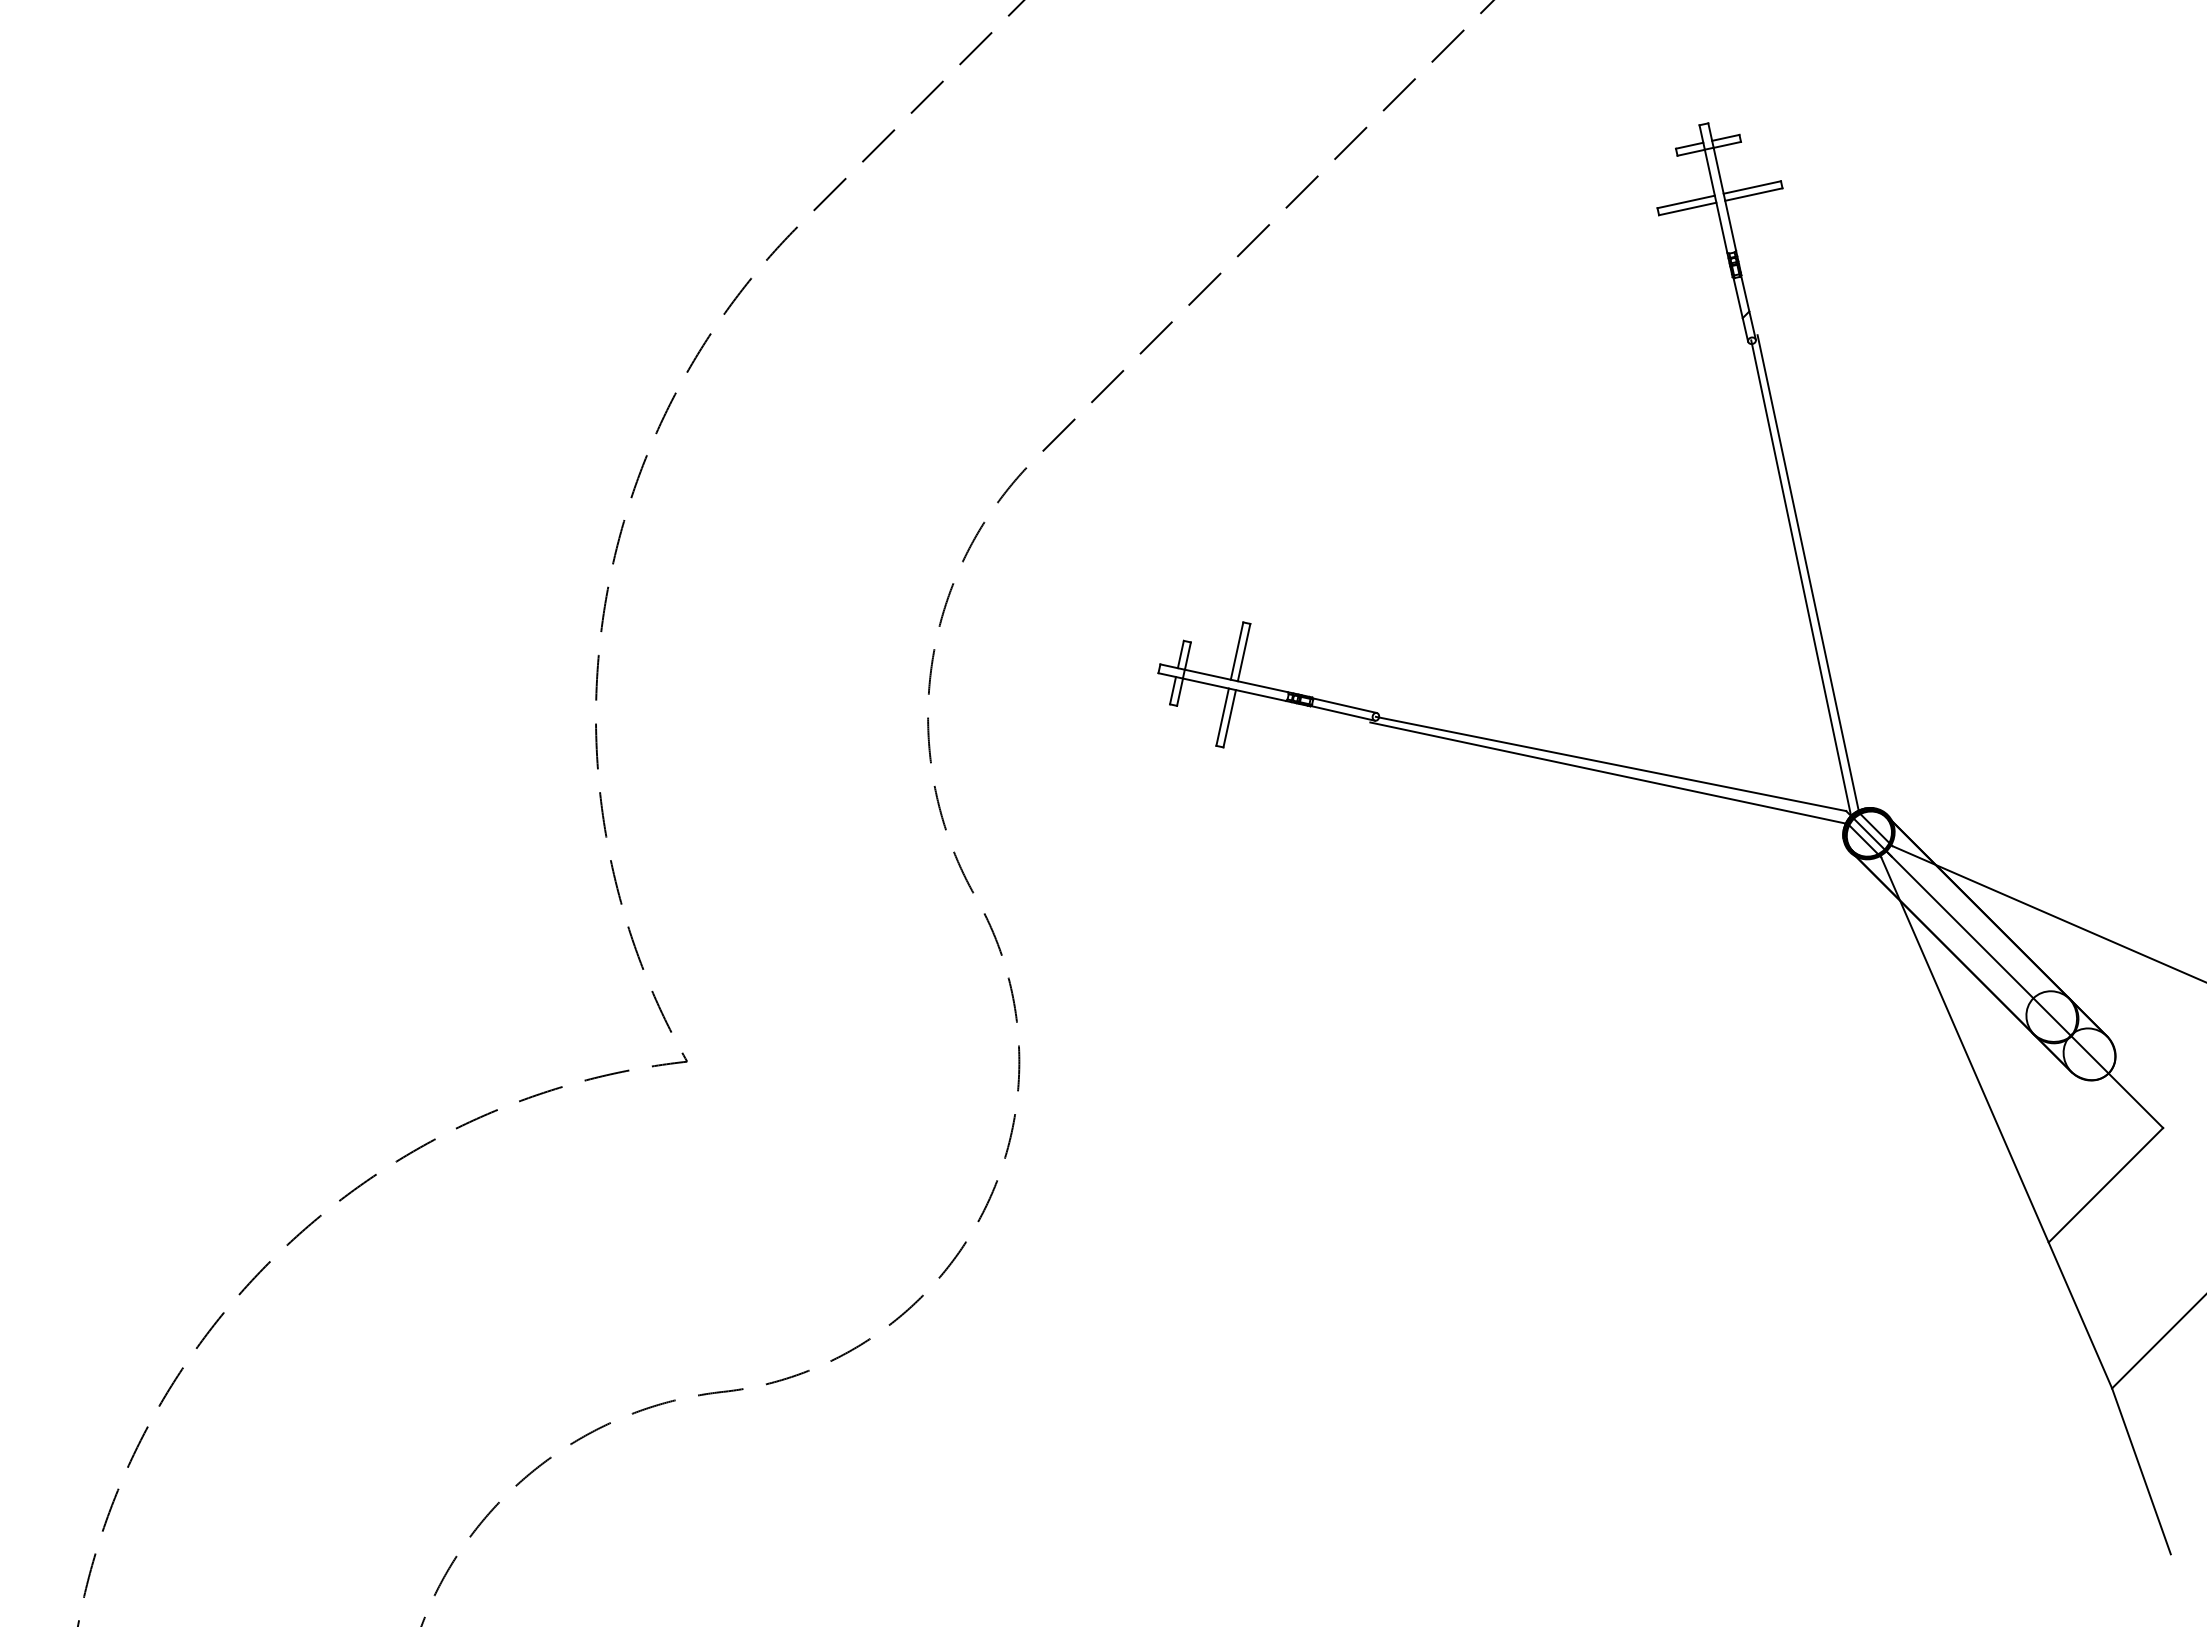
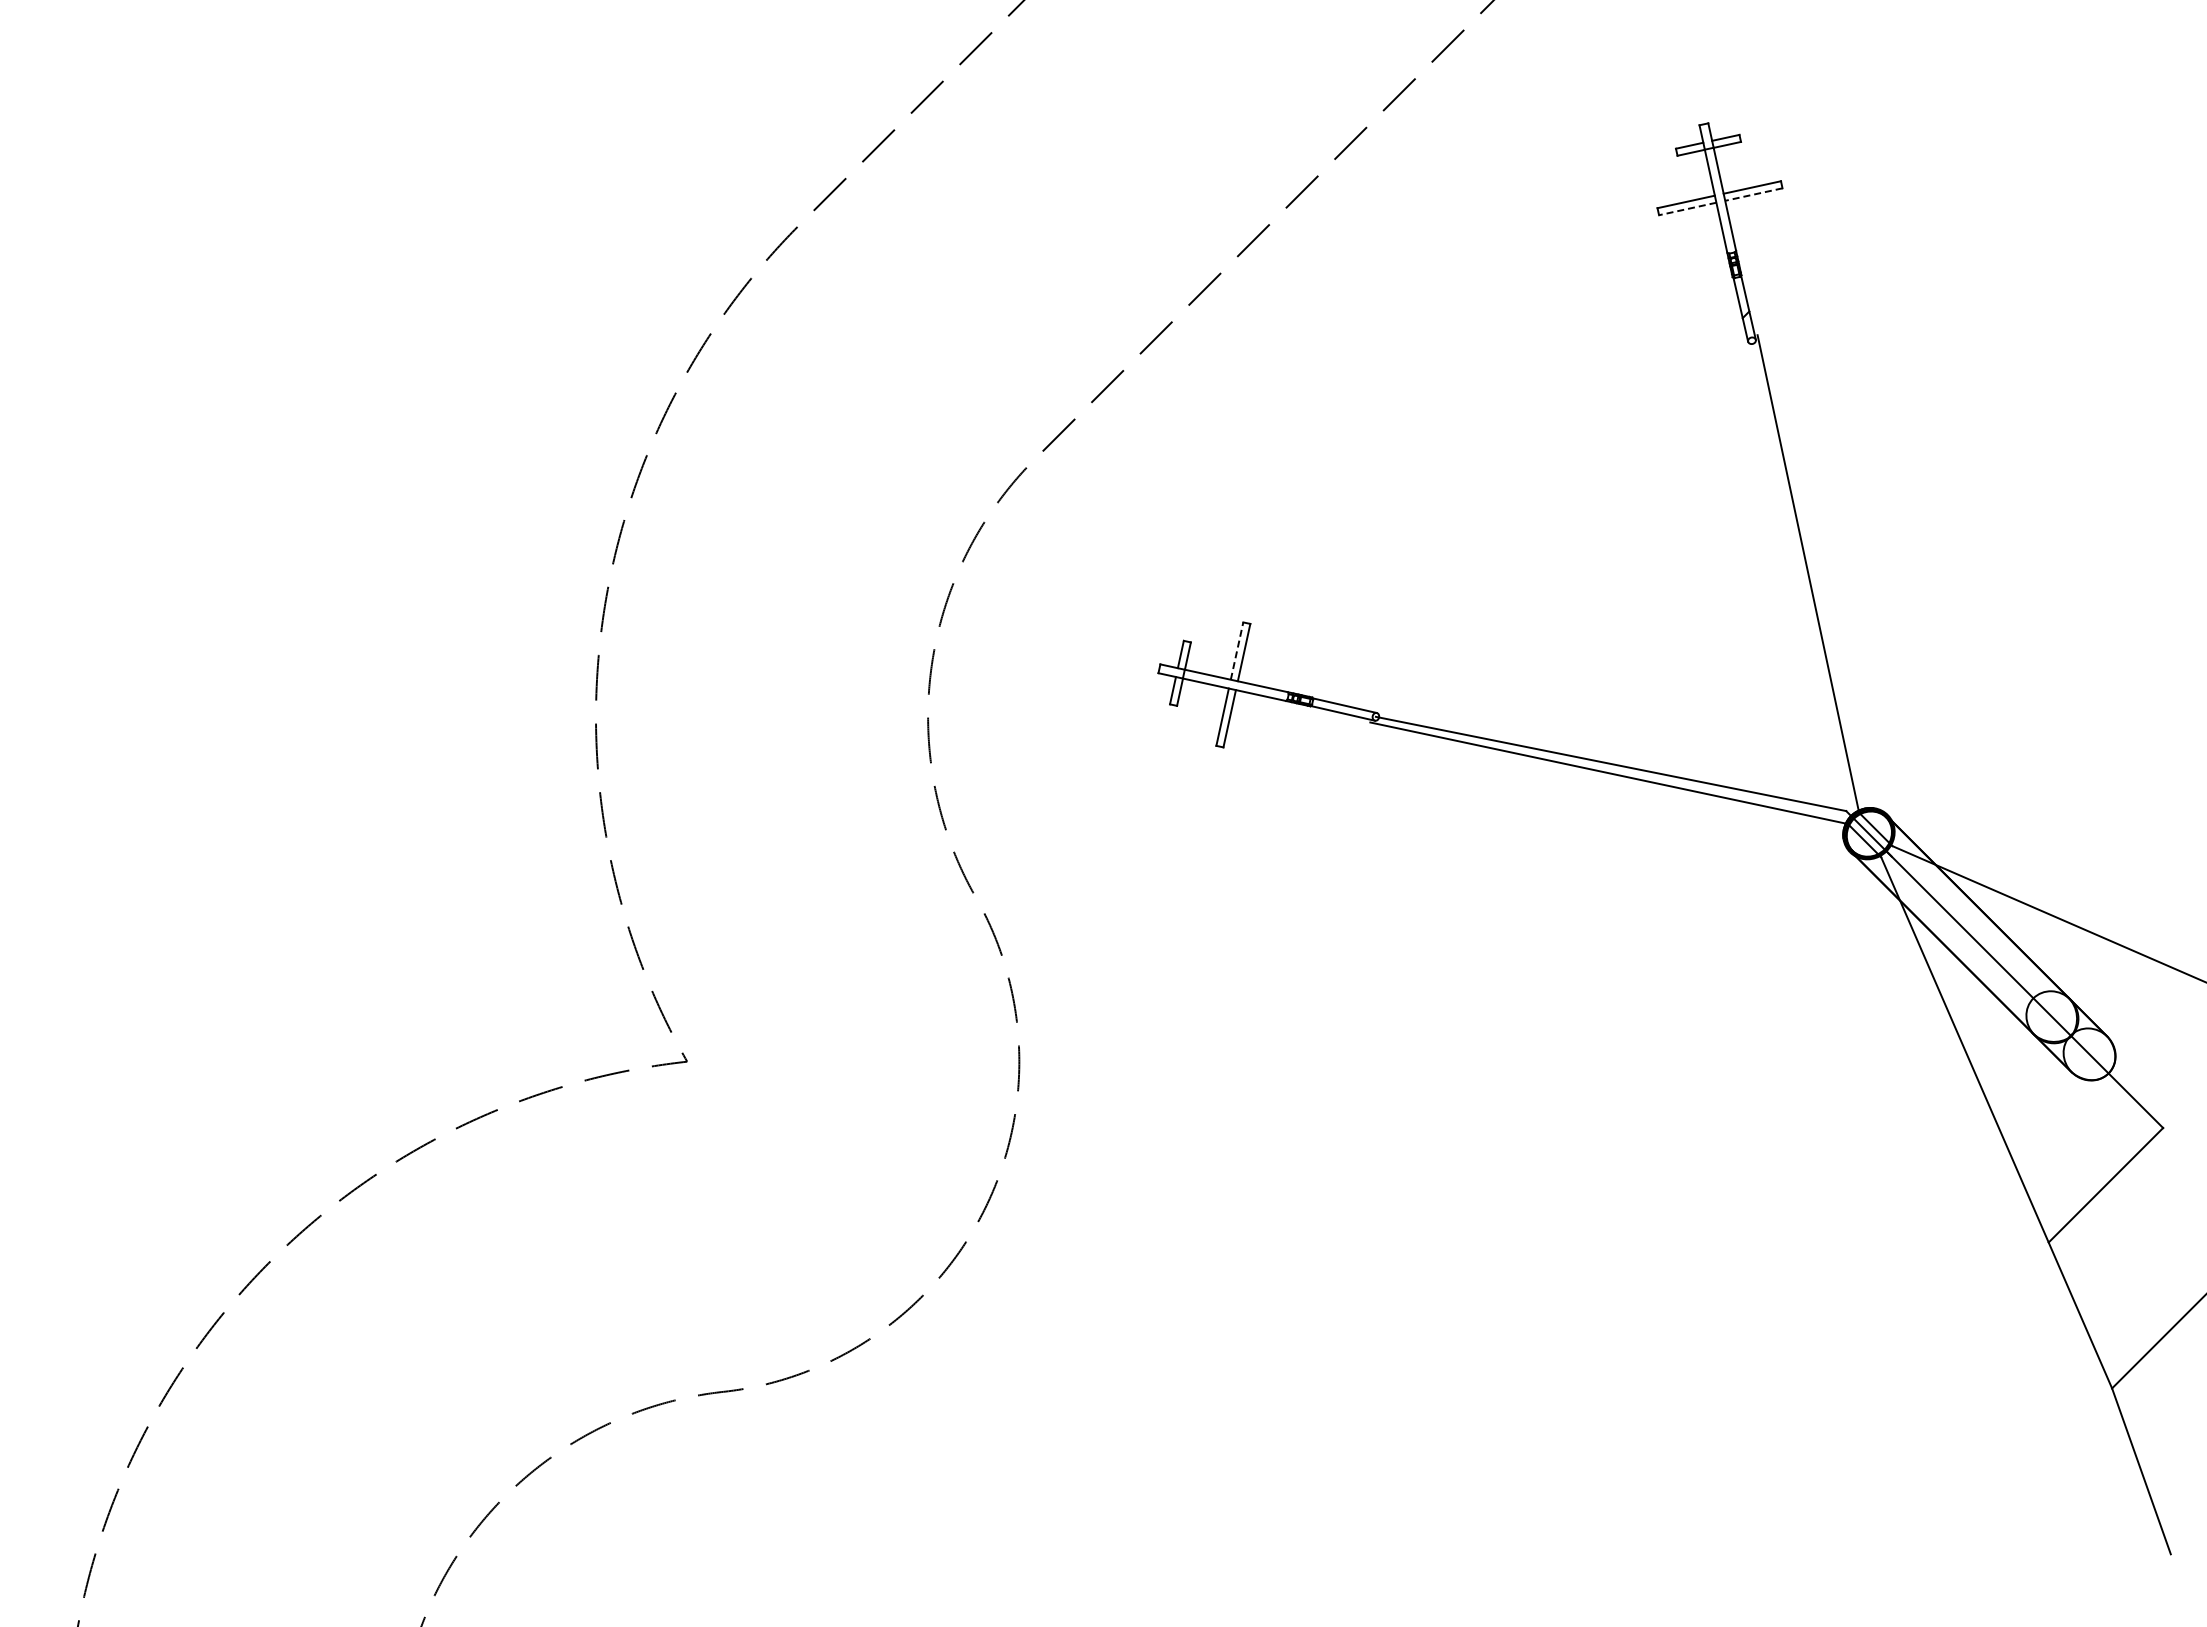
line: solid -> dashed (1753, 194)
line: solid -> dashed (1687, 209)
line: present -> none (1801, 577)
line: solid -> dashed (1237, 650)
